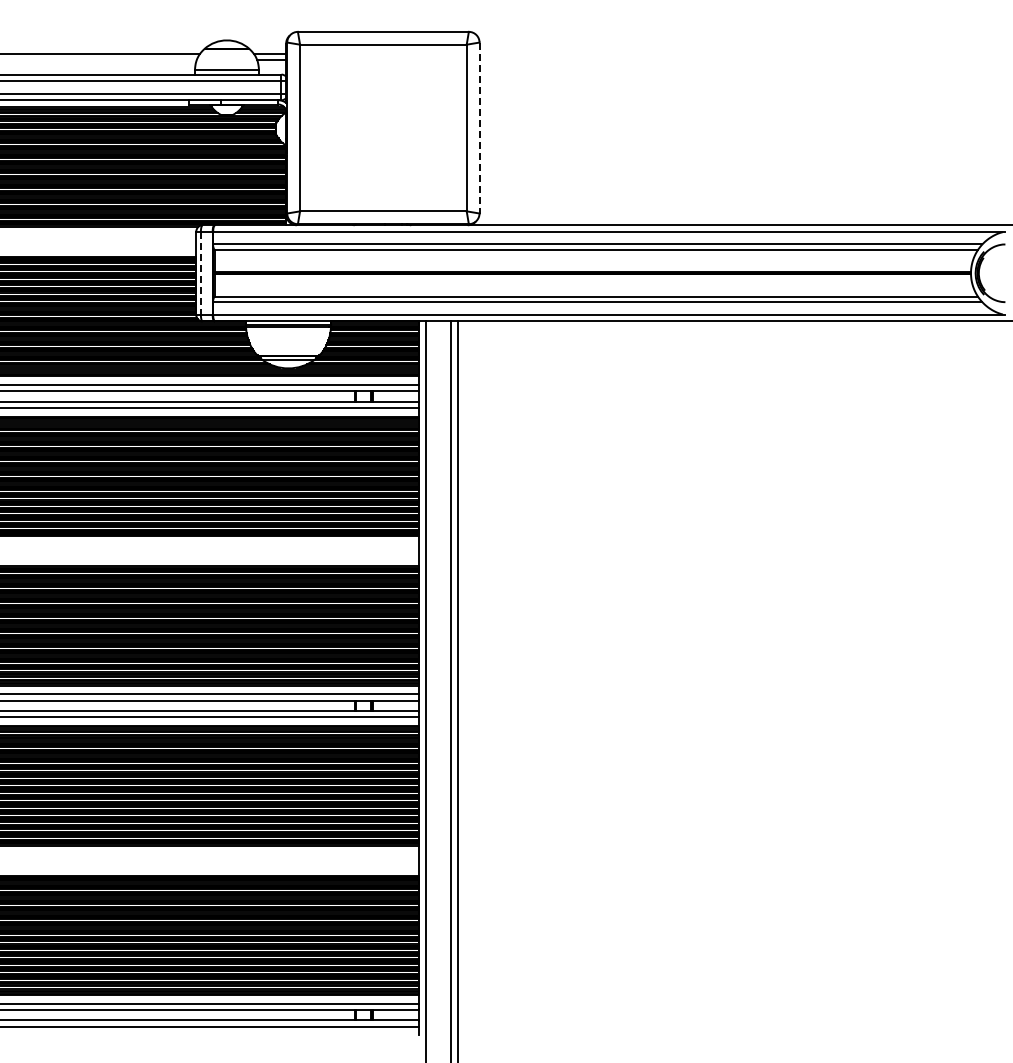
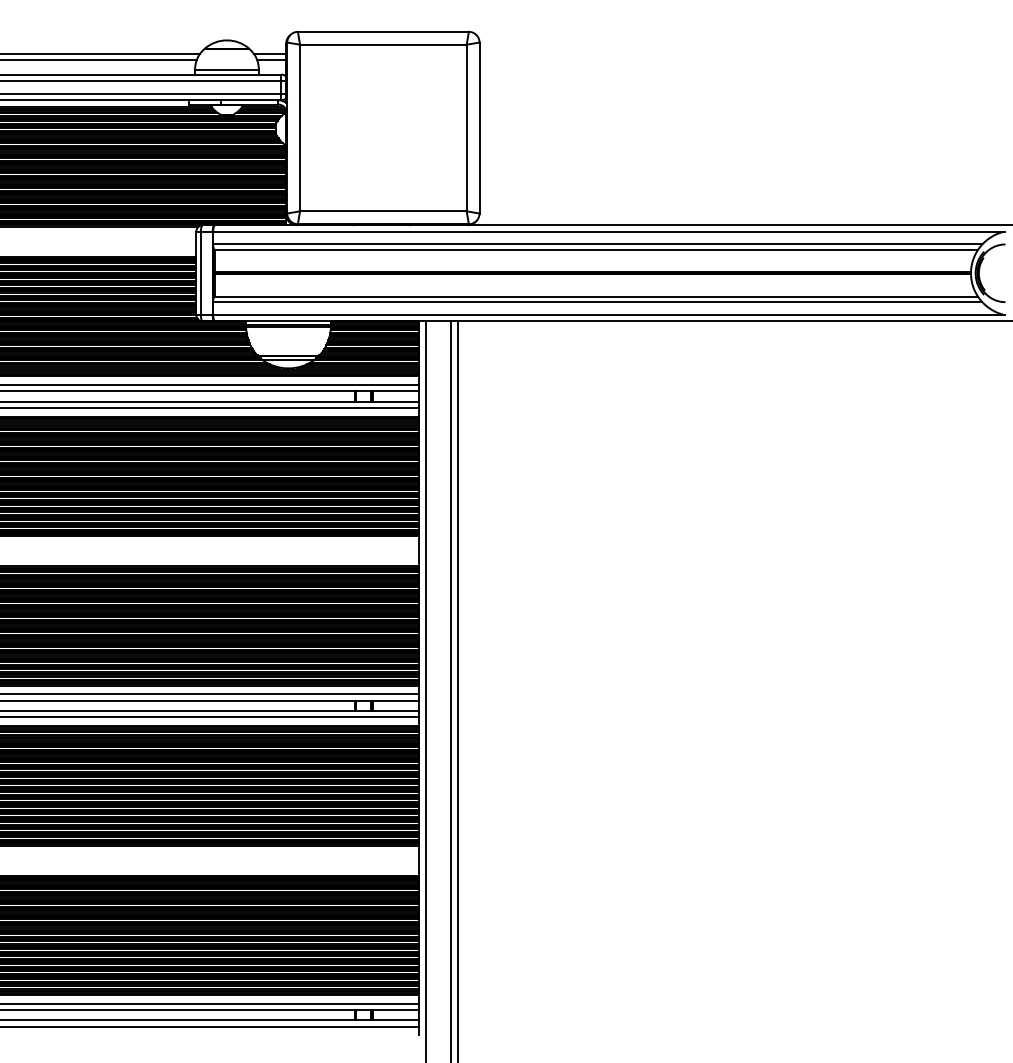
line: none -> present (99, 60)
line: dashed -> solid (479, 128)
line: dashed -> solid (200, 273)
